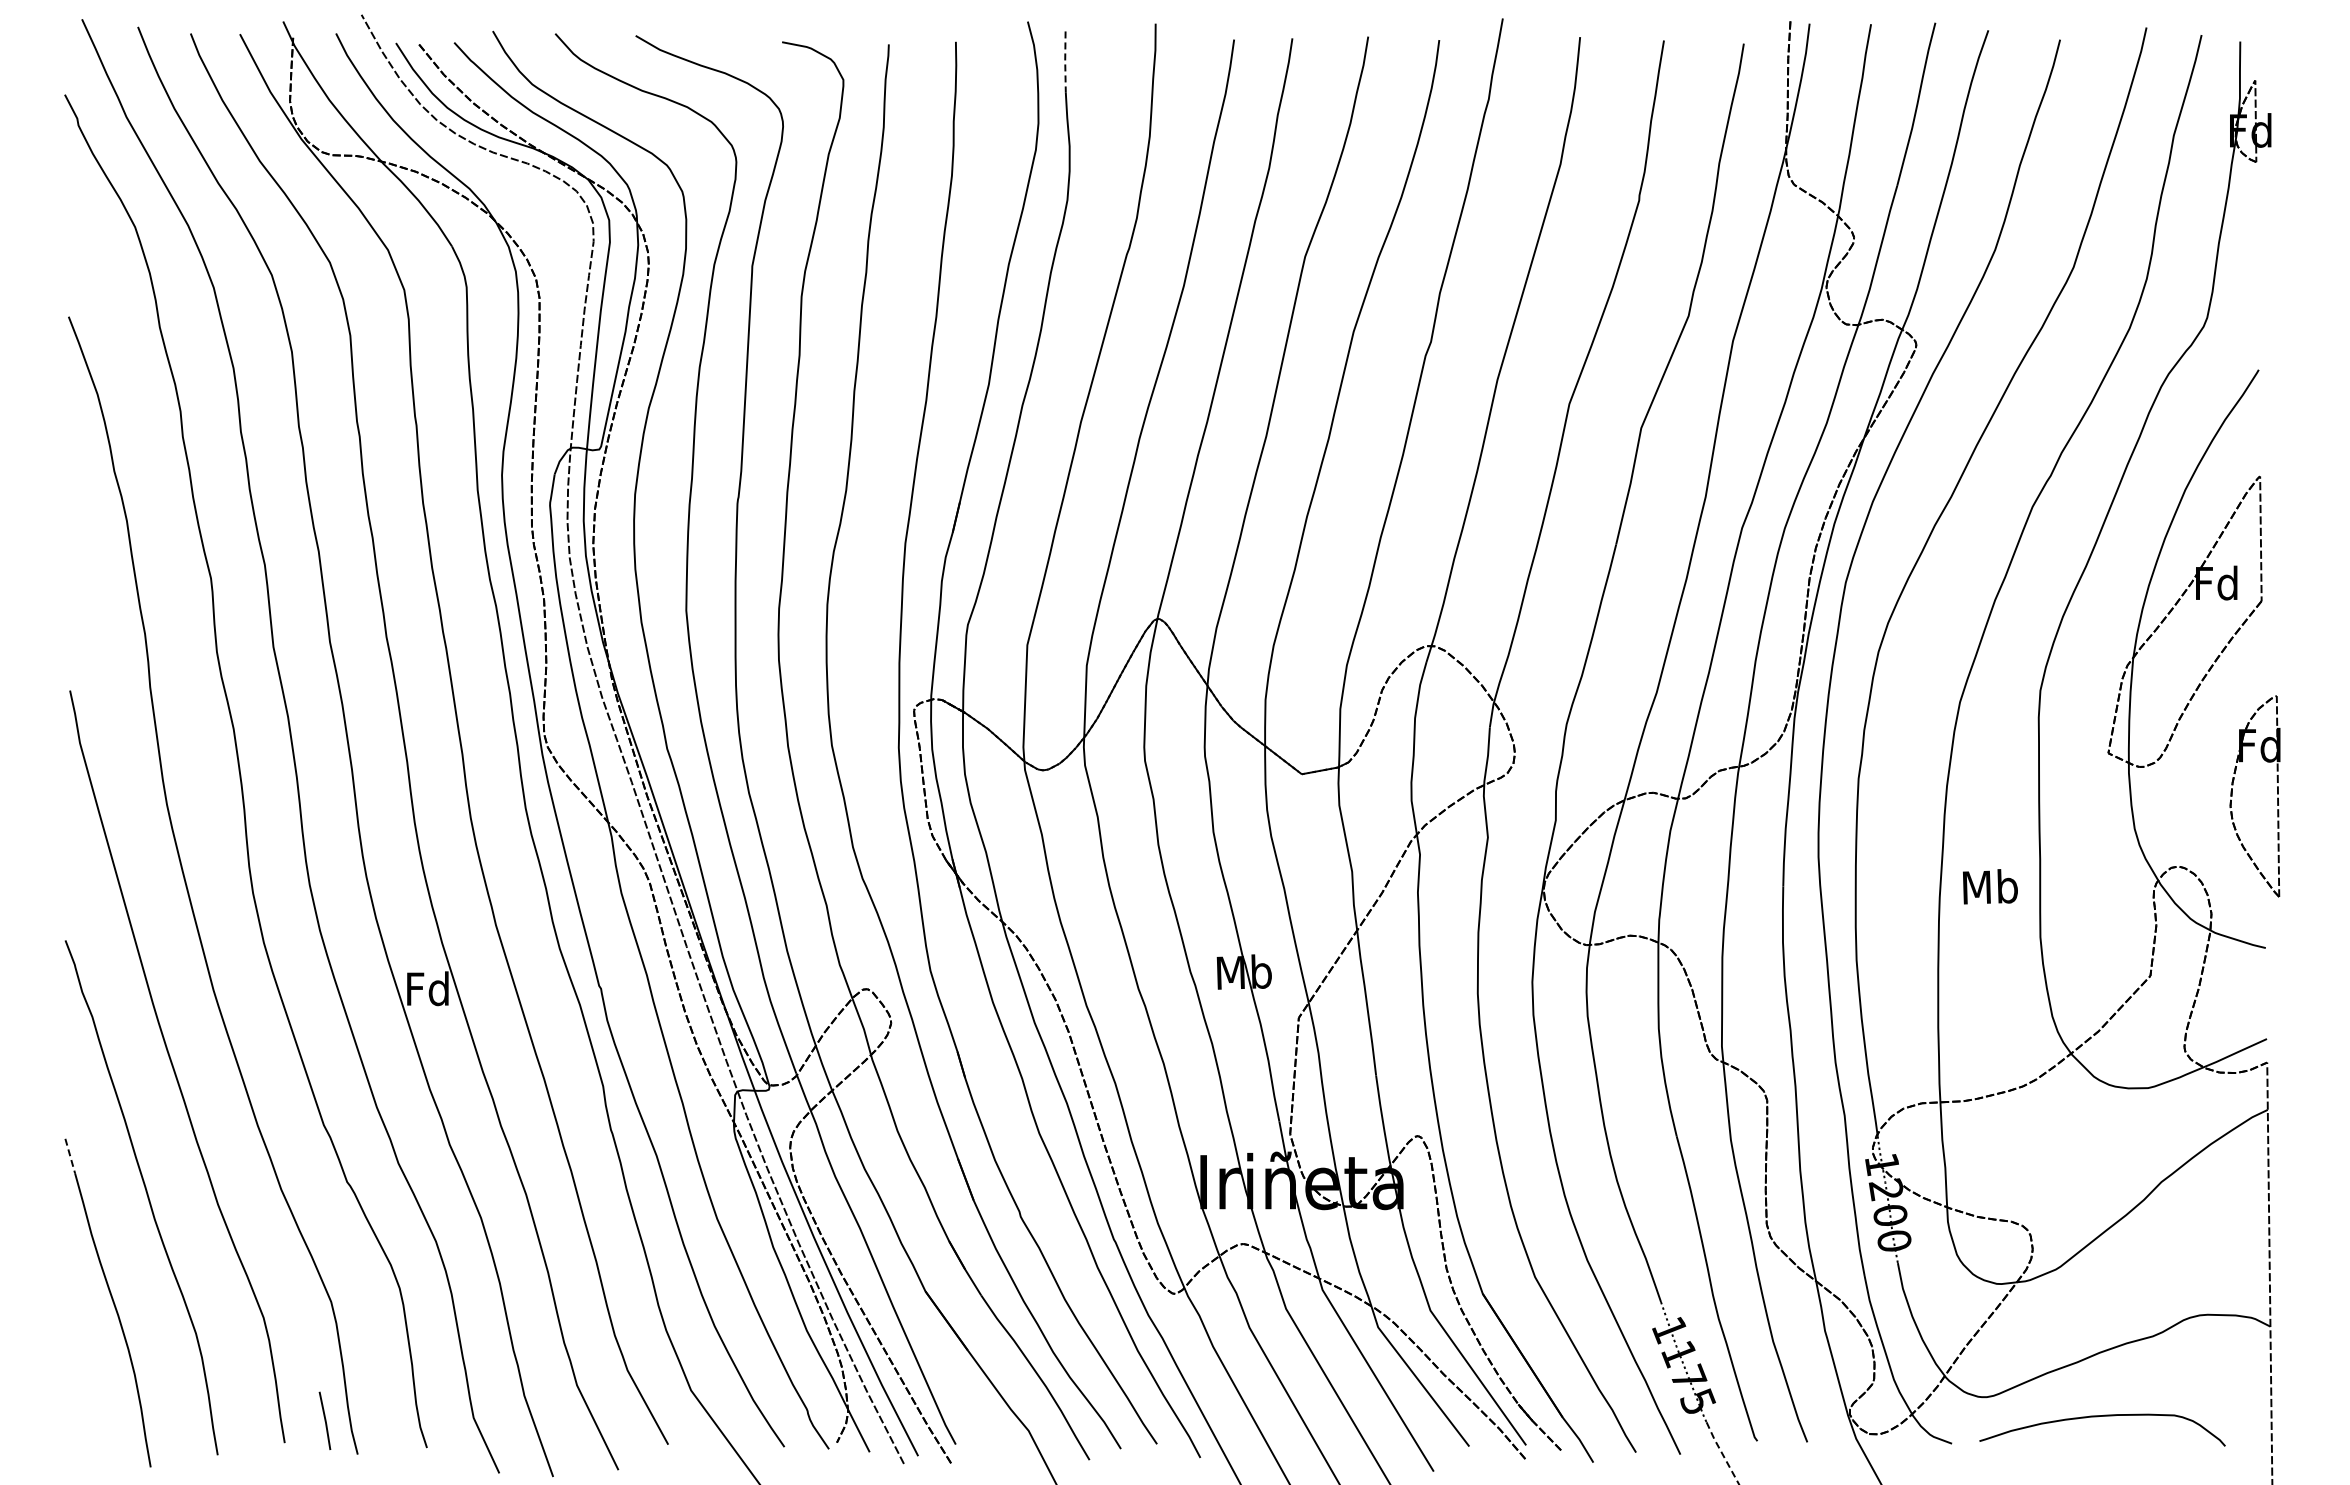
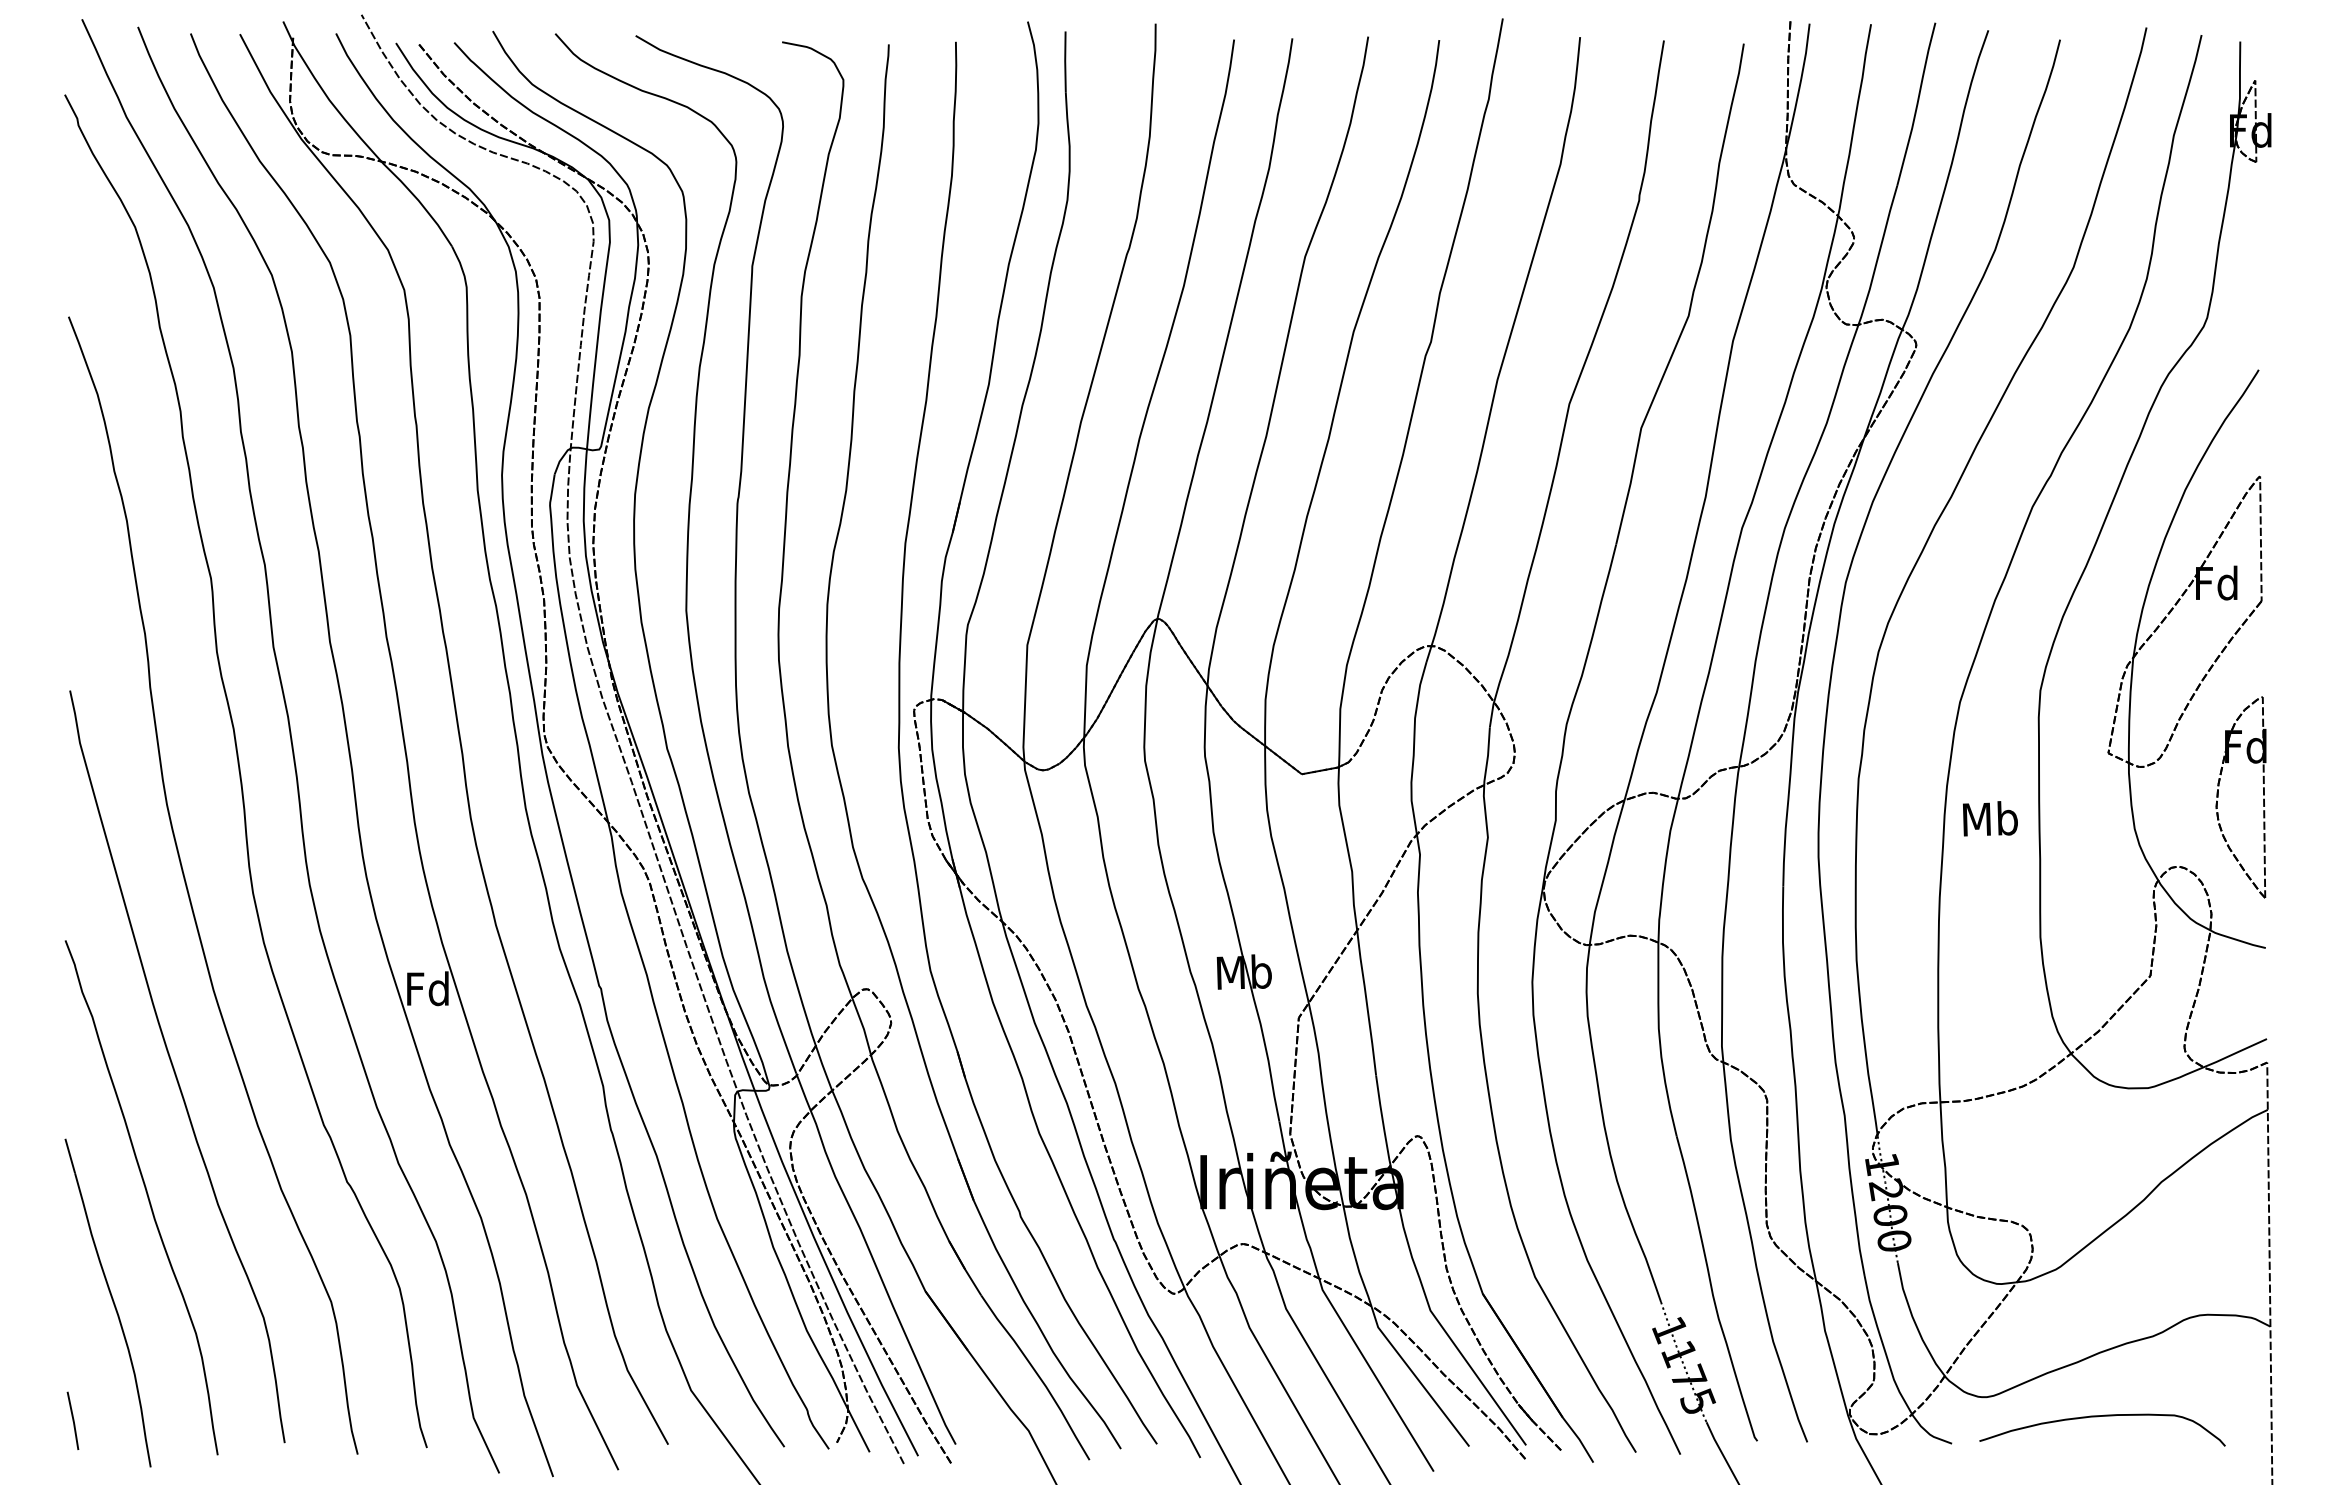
line: dashed -> solid (1065, 62)
part position: (2232, 796) -> (2218, 797) (2218, 797)
text position: (1990, 886) -> (1990, 818) (1990, 818)
line: dashed -> solid (70, 1156)
line position: (324, 1420) -> (72, 1420) (72, 1420)
line: dashed -> solid (1722, 1453)
